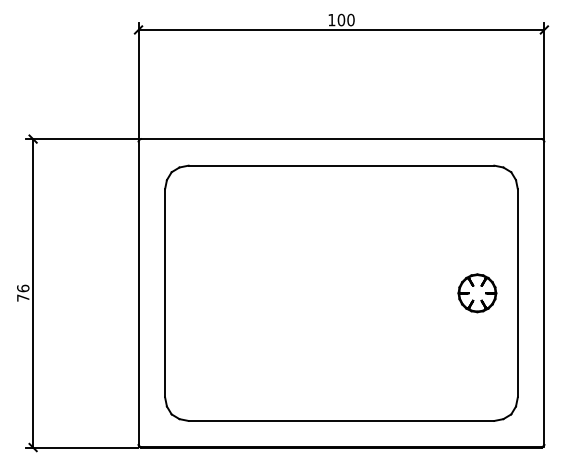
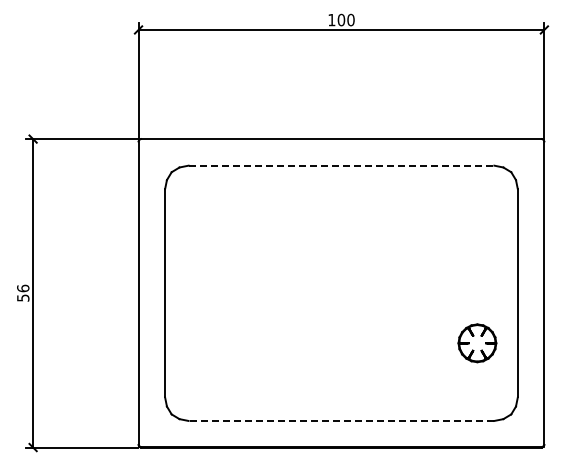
line: solid -> dashed (341, 165)
part position: (477, 293) -> (477, 343) (477, 343)
text: 76 -> 56 (23, 297)
line: solid -> dashed (341, 420)
